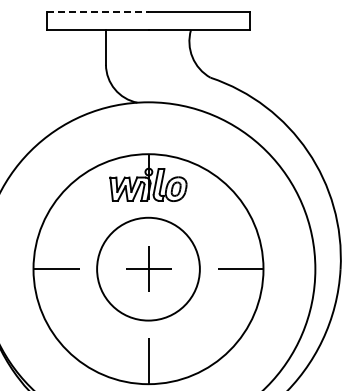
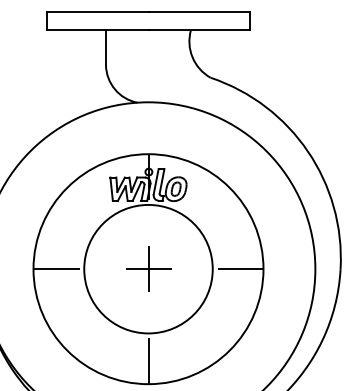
line: dashed -> solid (97, 11)
circle diameter: 103 px -> 129 px (148, 268)
